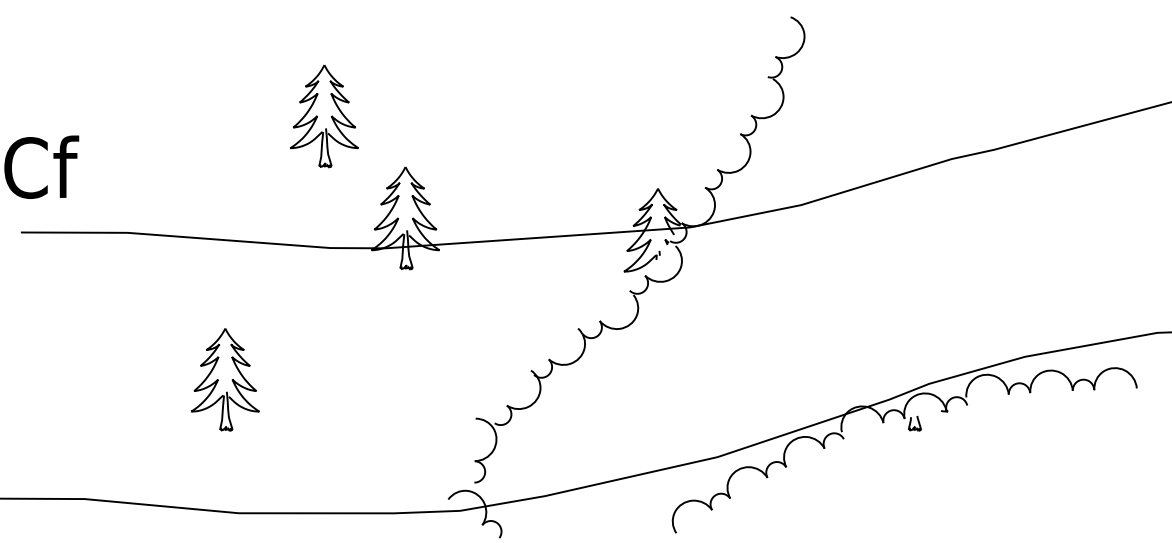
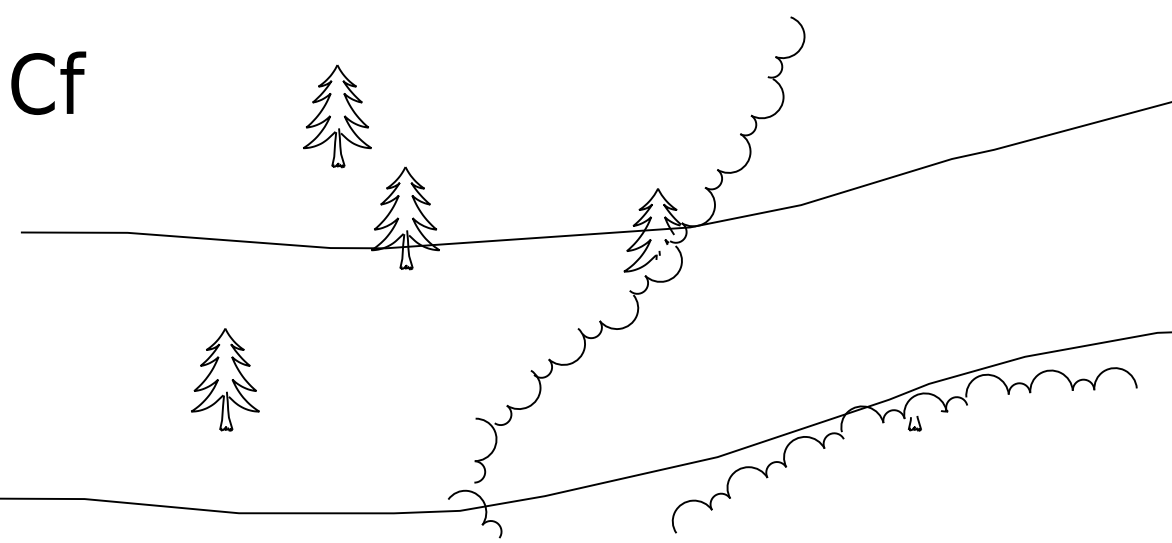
part position: (324, 116) -> (337, 116) (337, 116)
text position: (41, 166) -> (48, 82) (48, 82)
